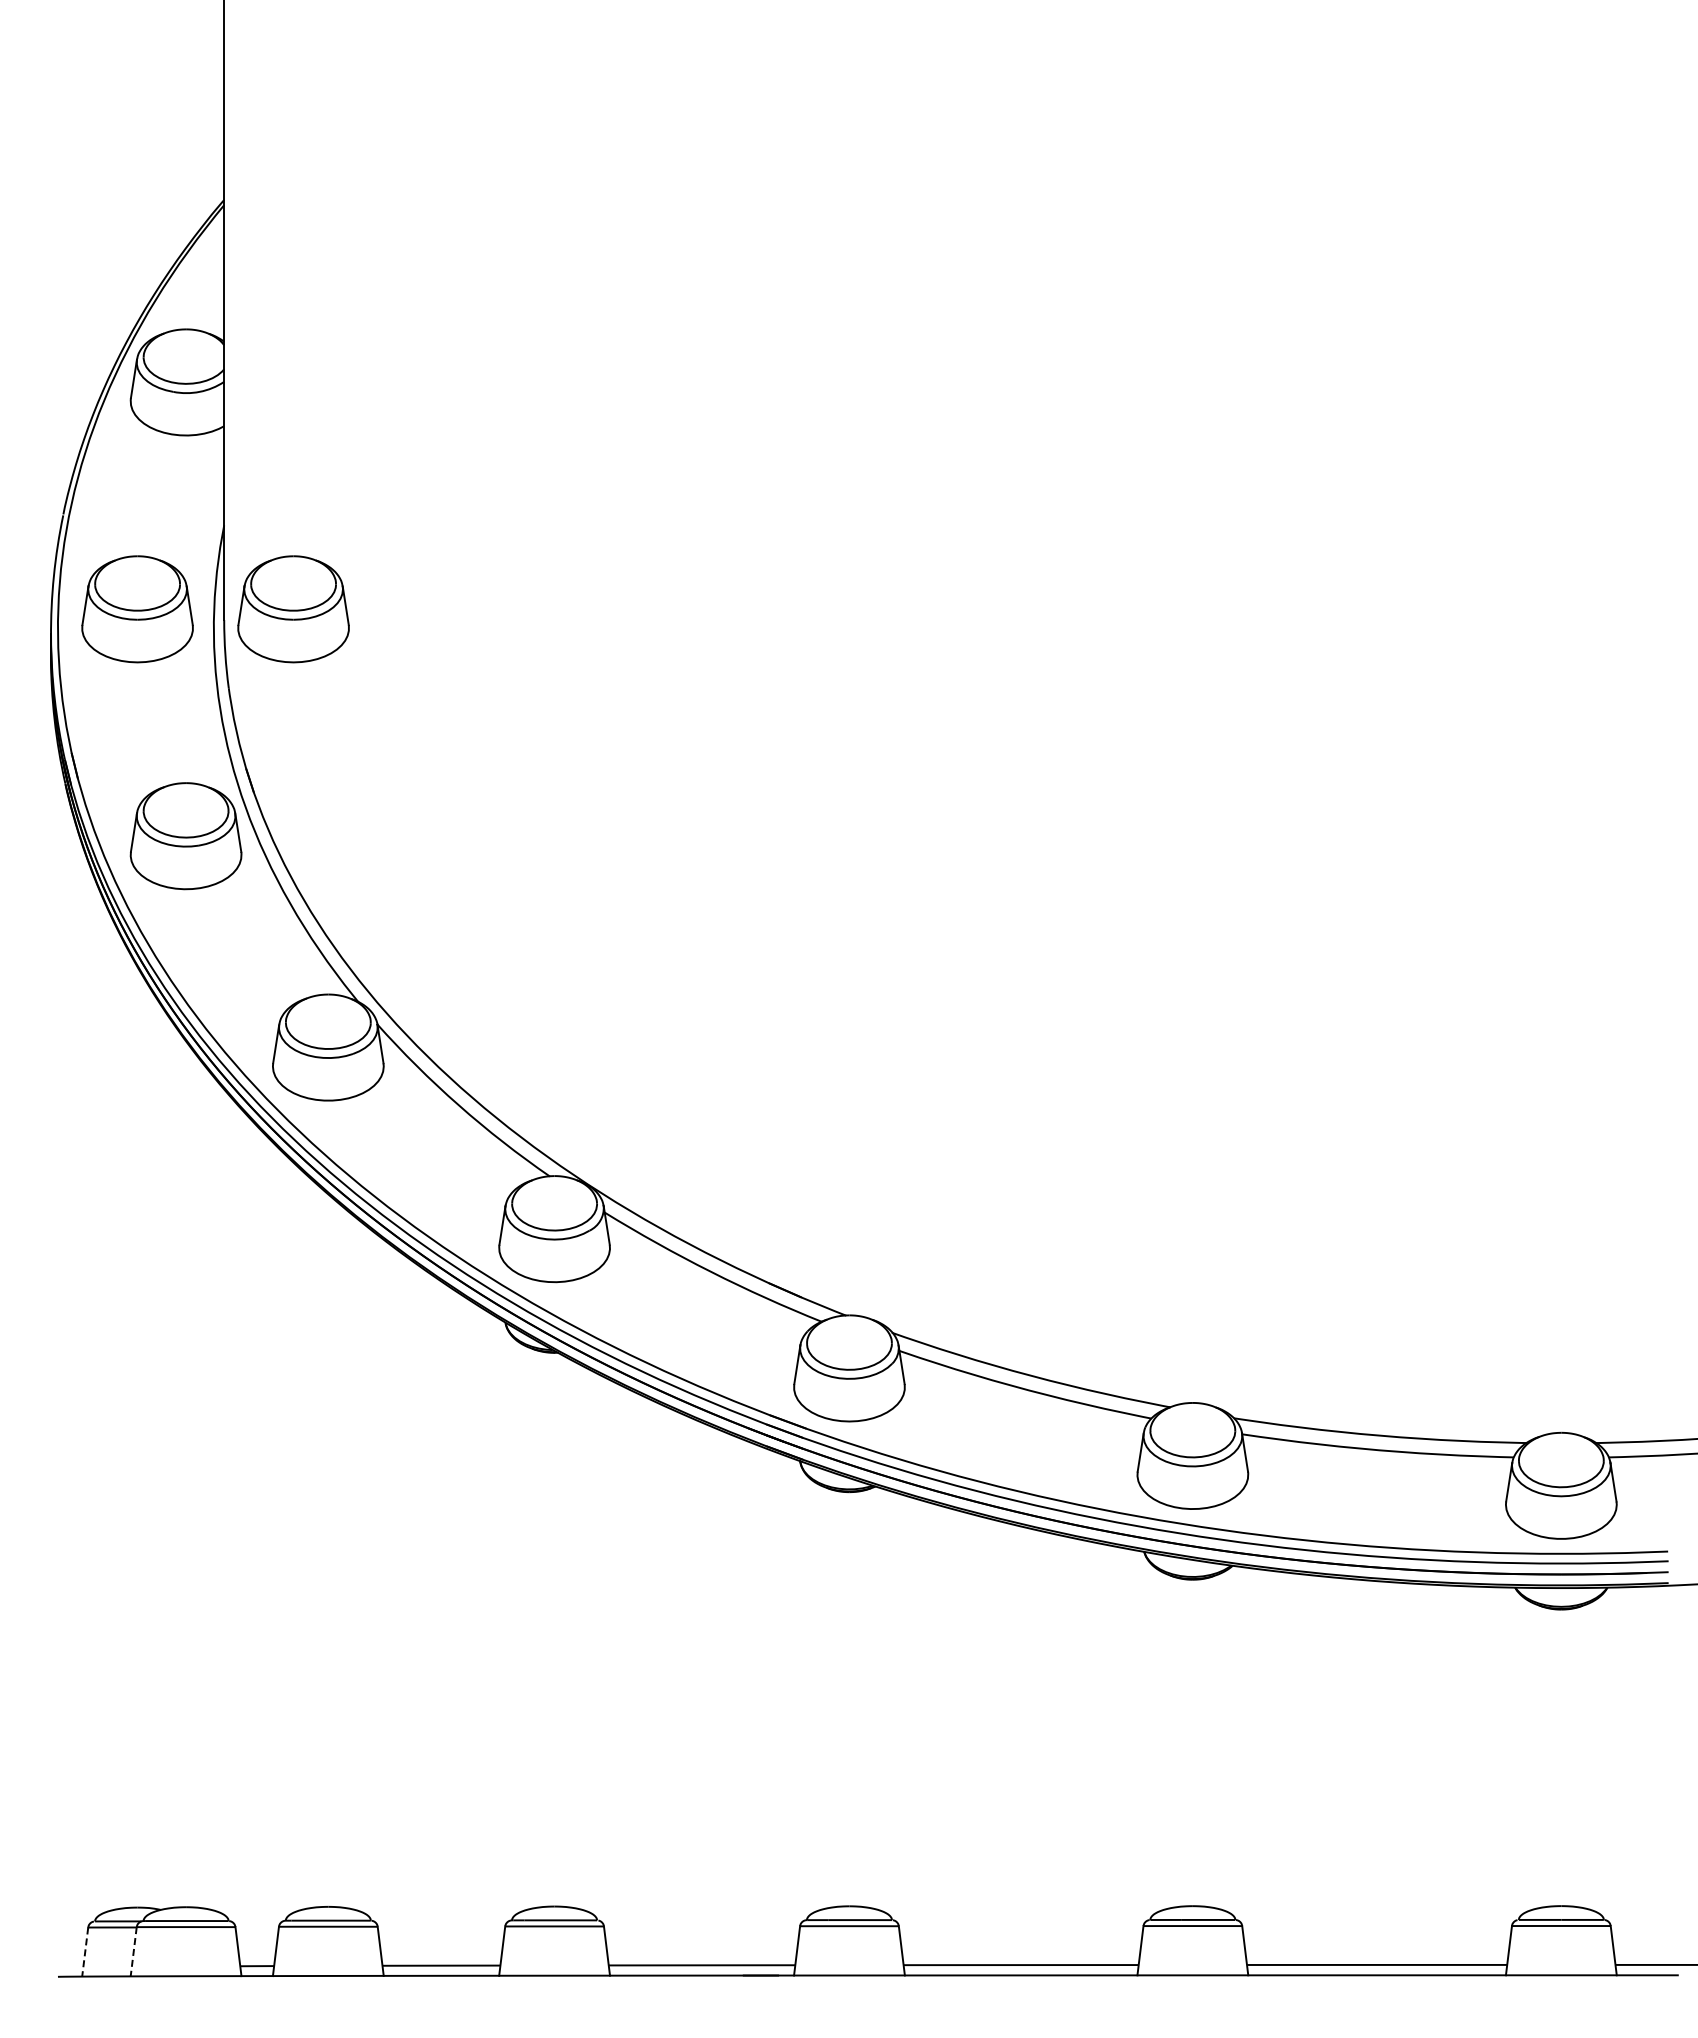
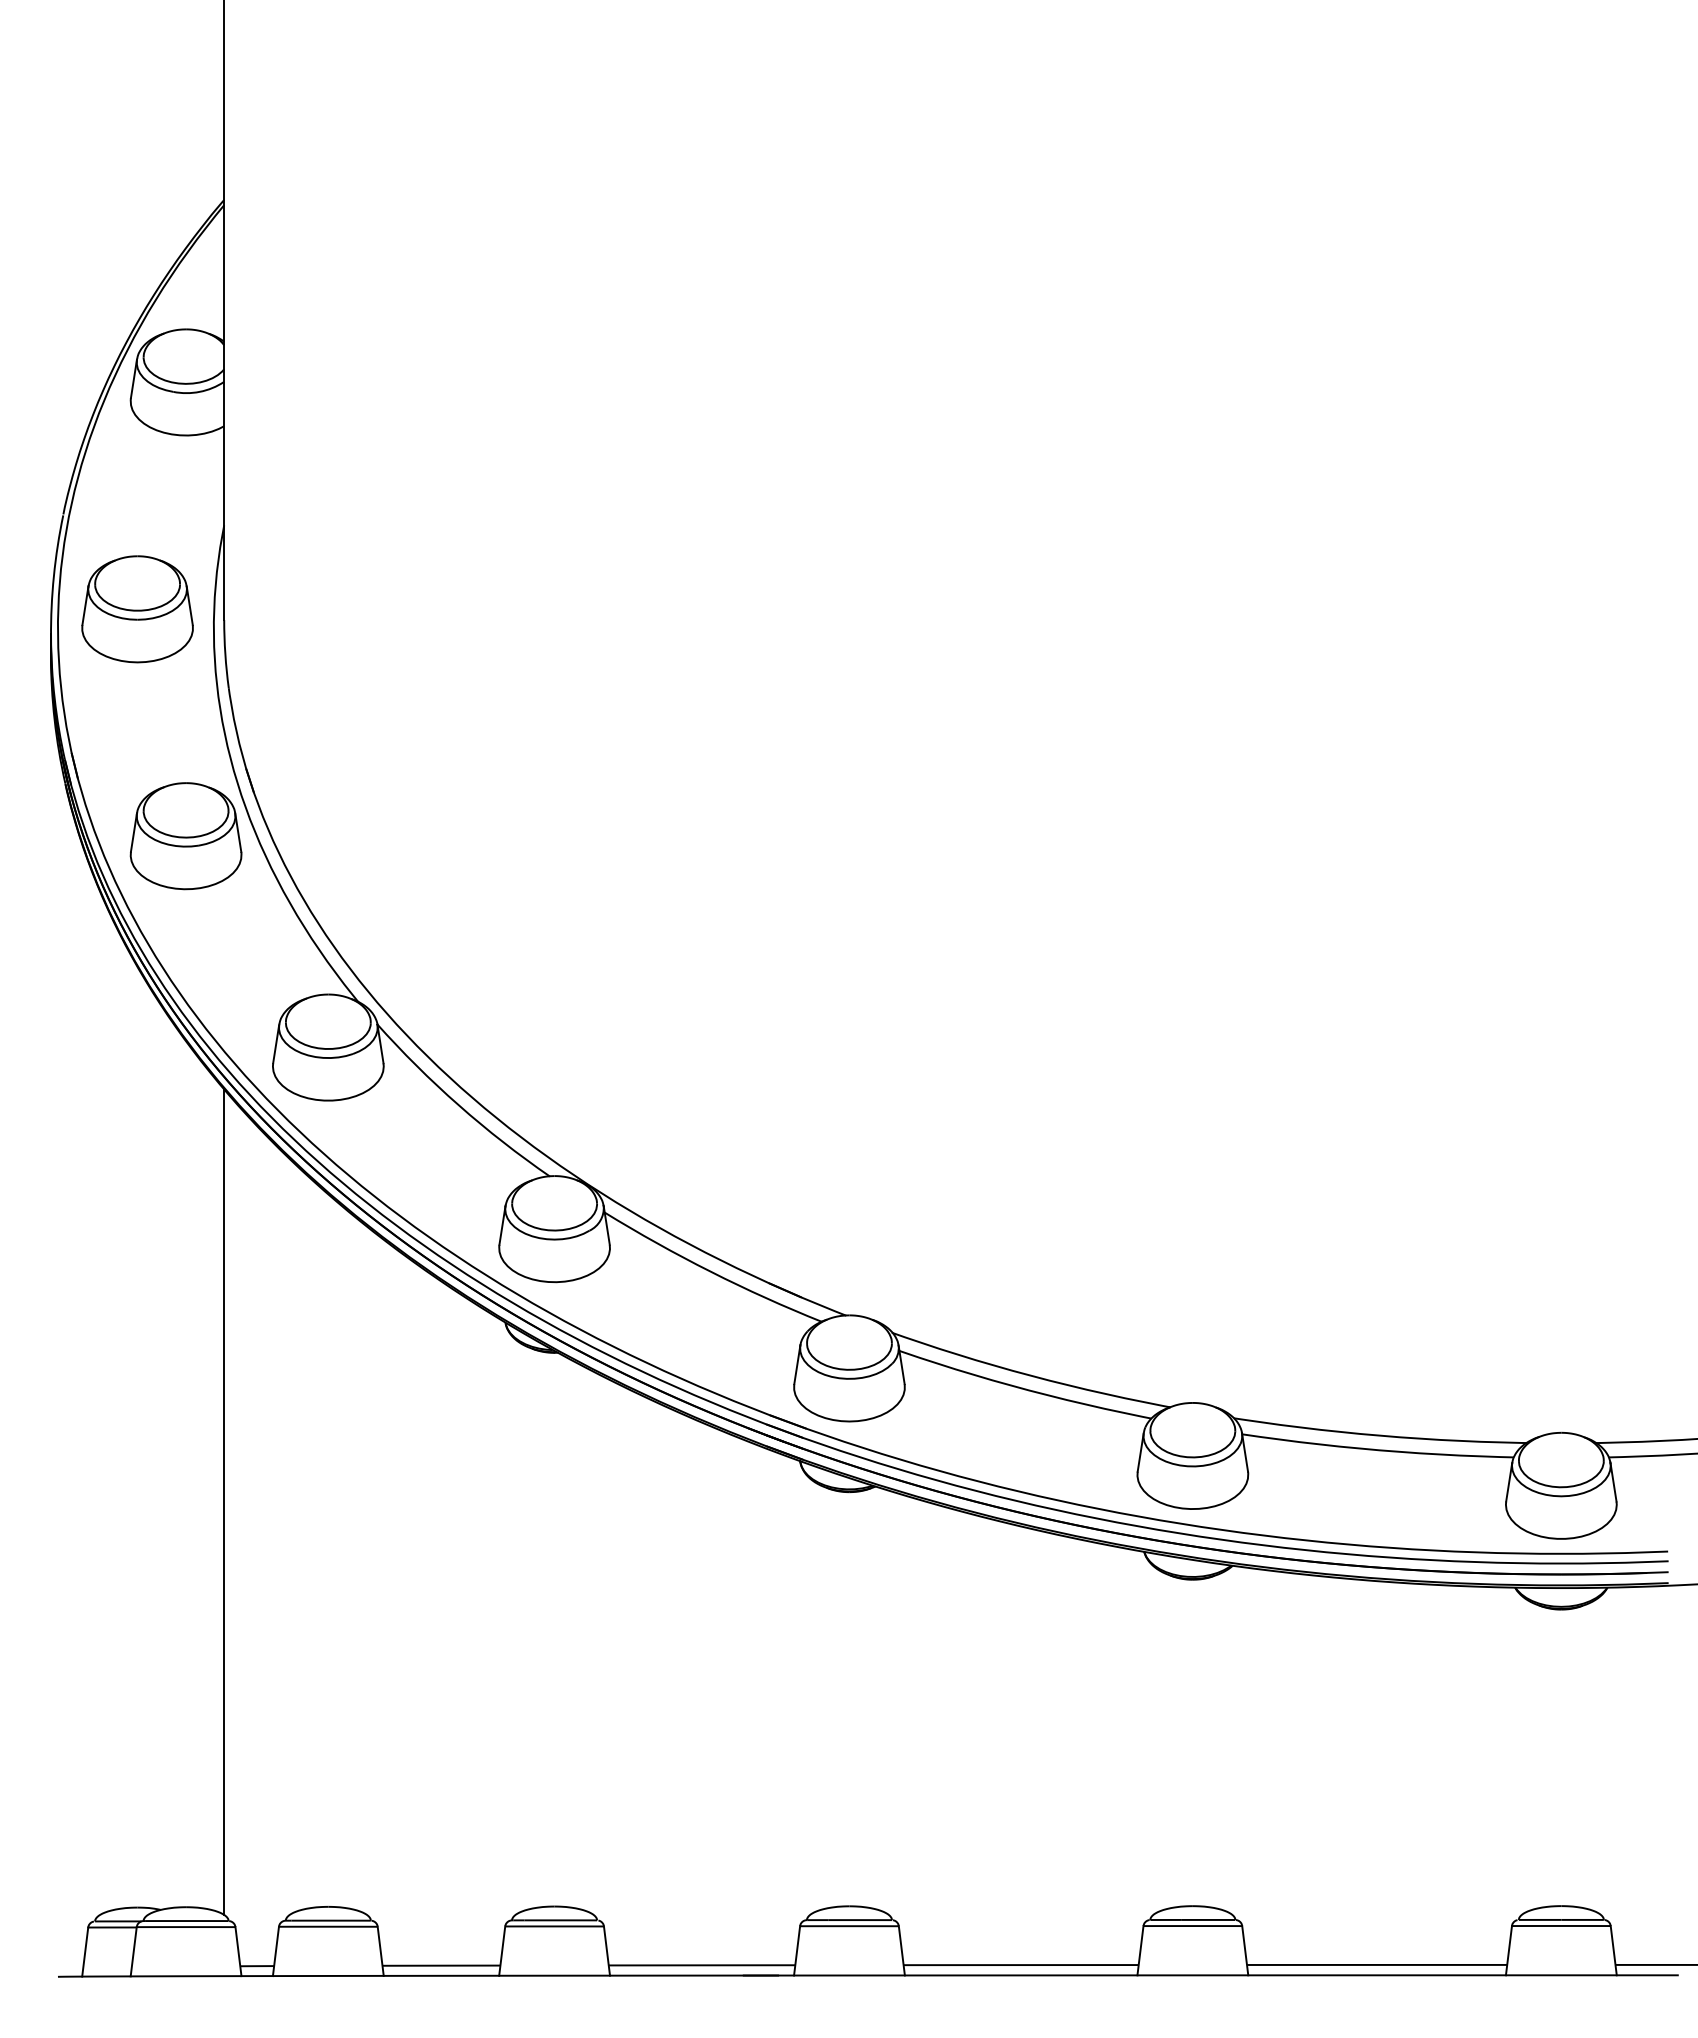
part: present -> none (293, 609)
line: none -> present (224, 1502)
line: dashed -> solid (133, 1951)
line: dashed -> solid (85, 1952)
